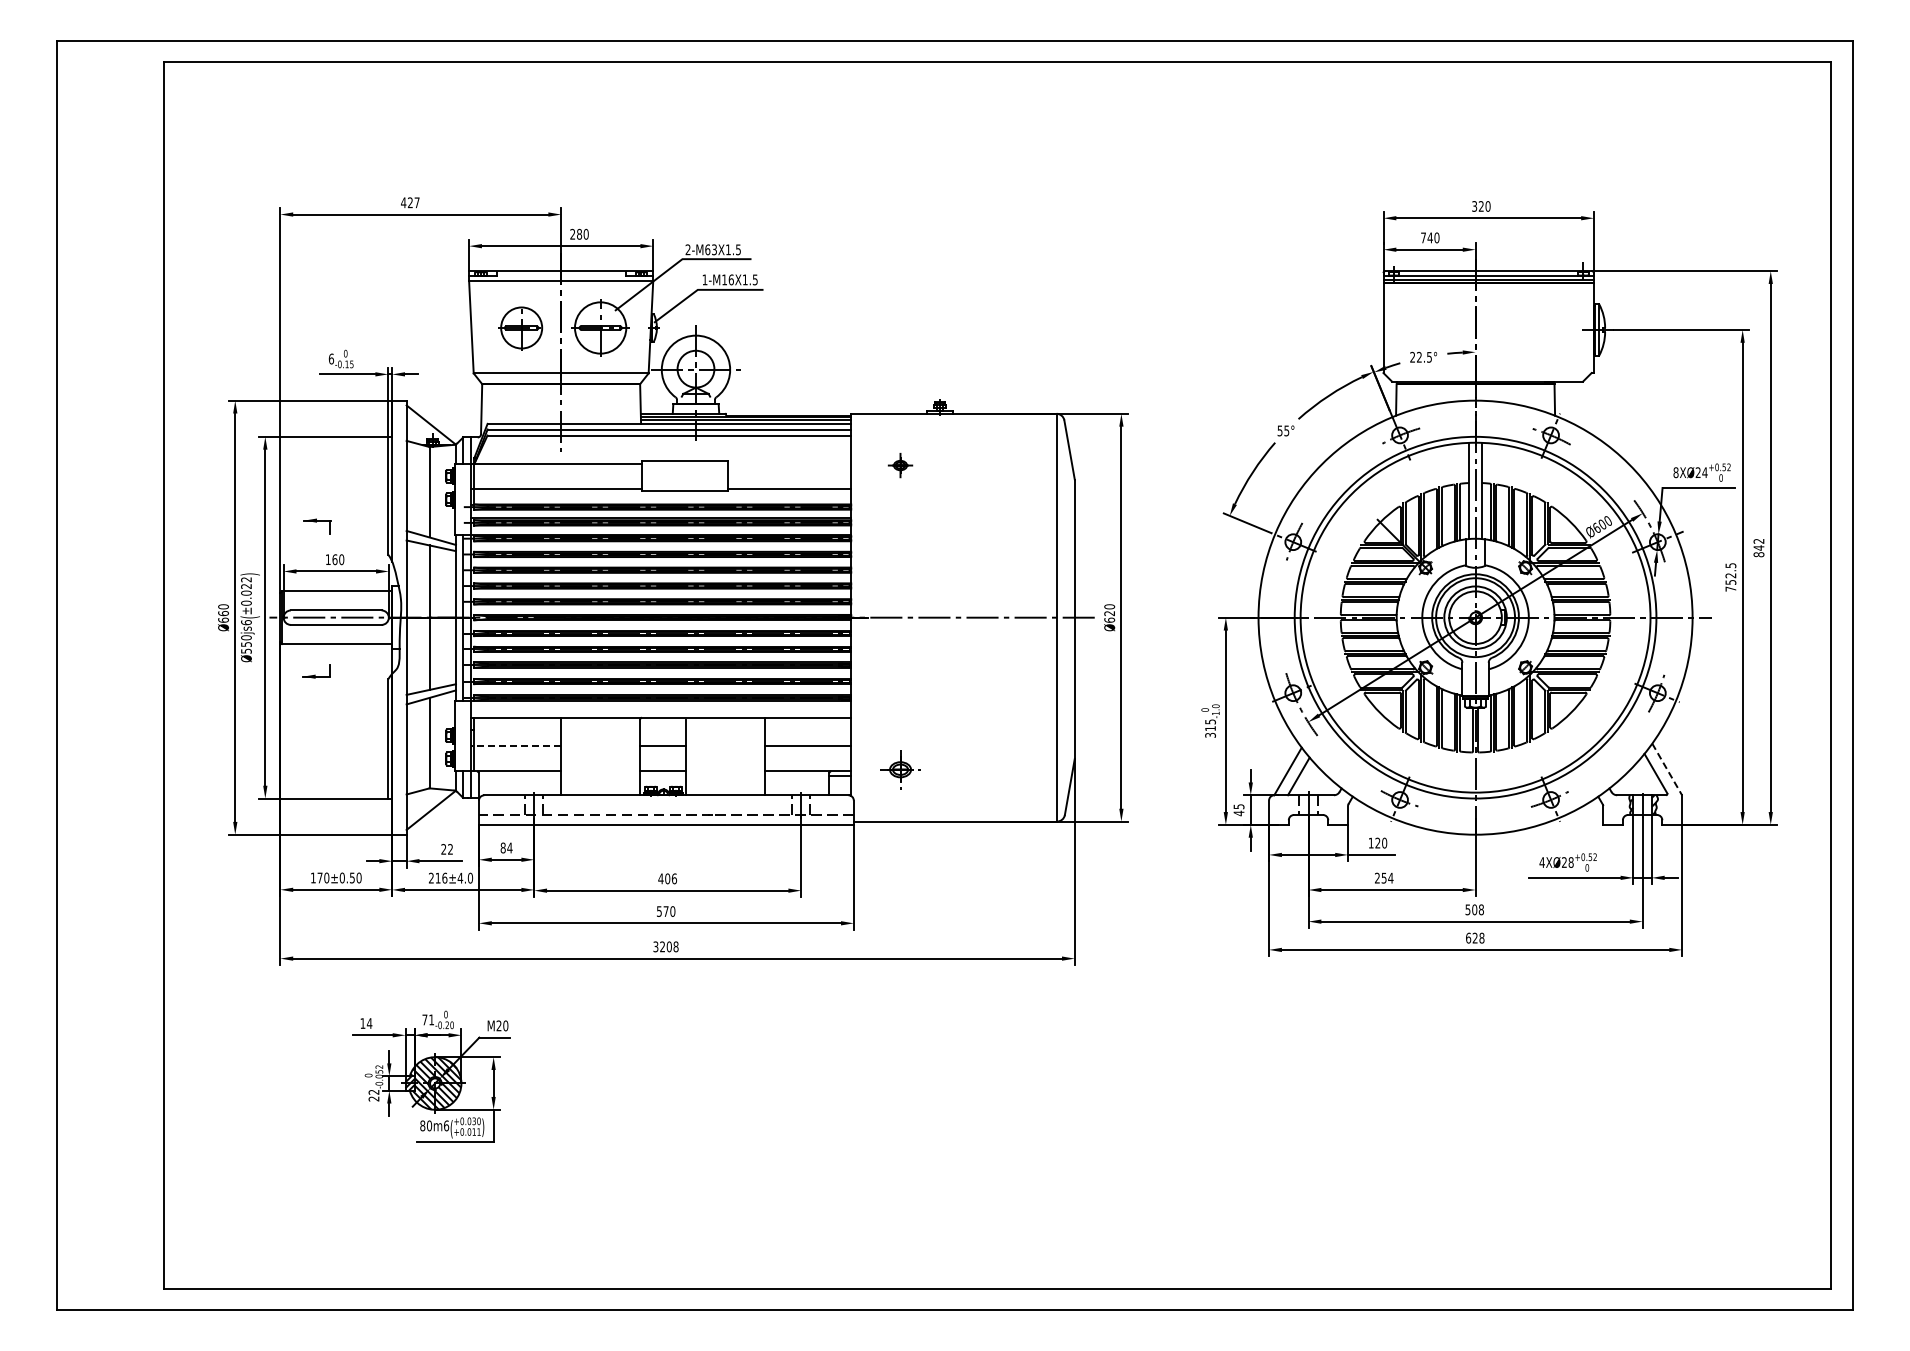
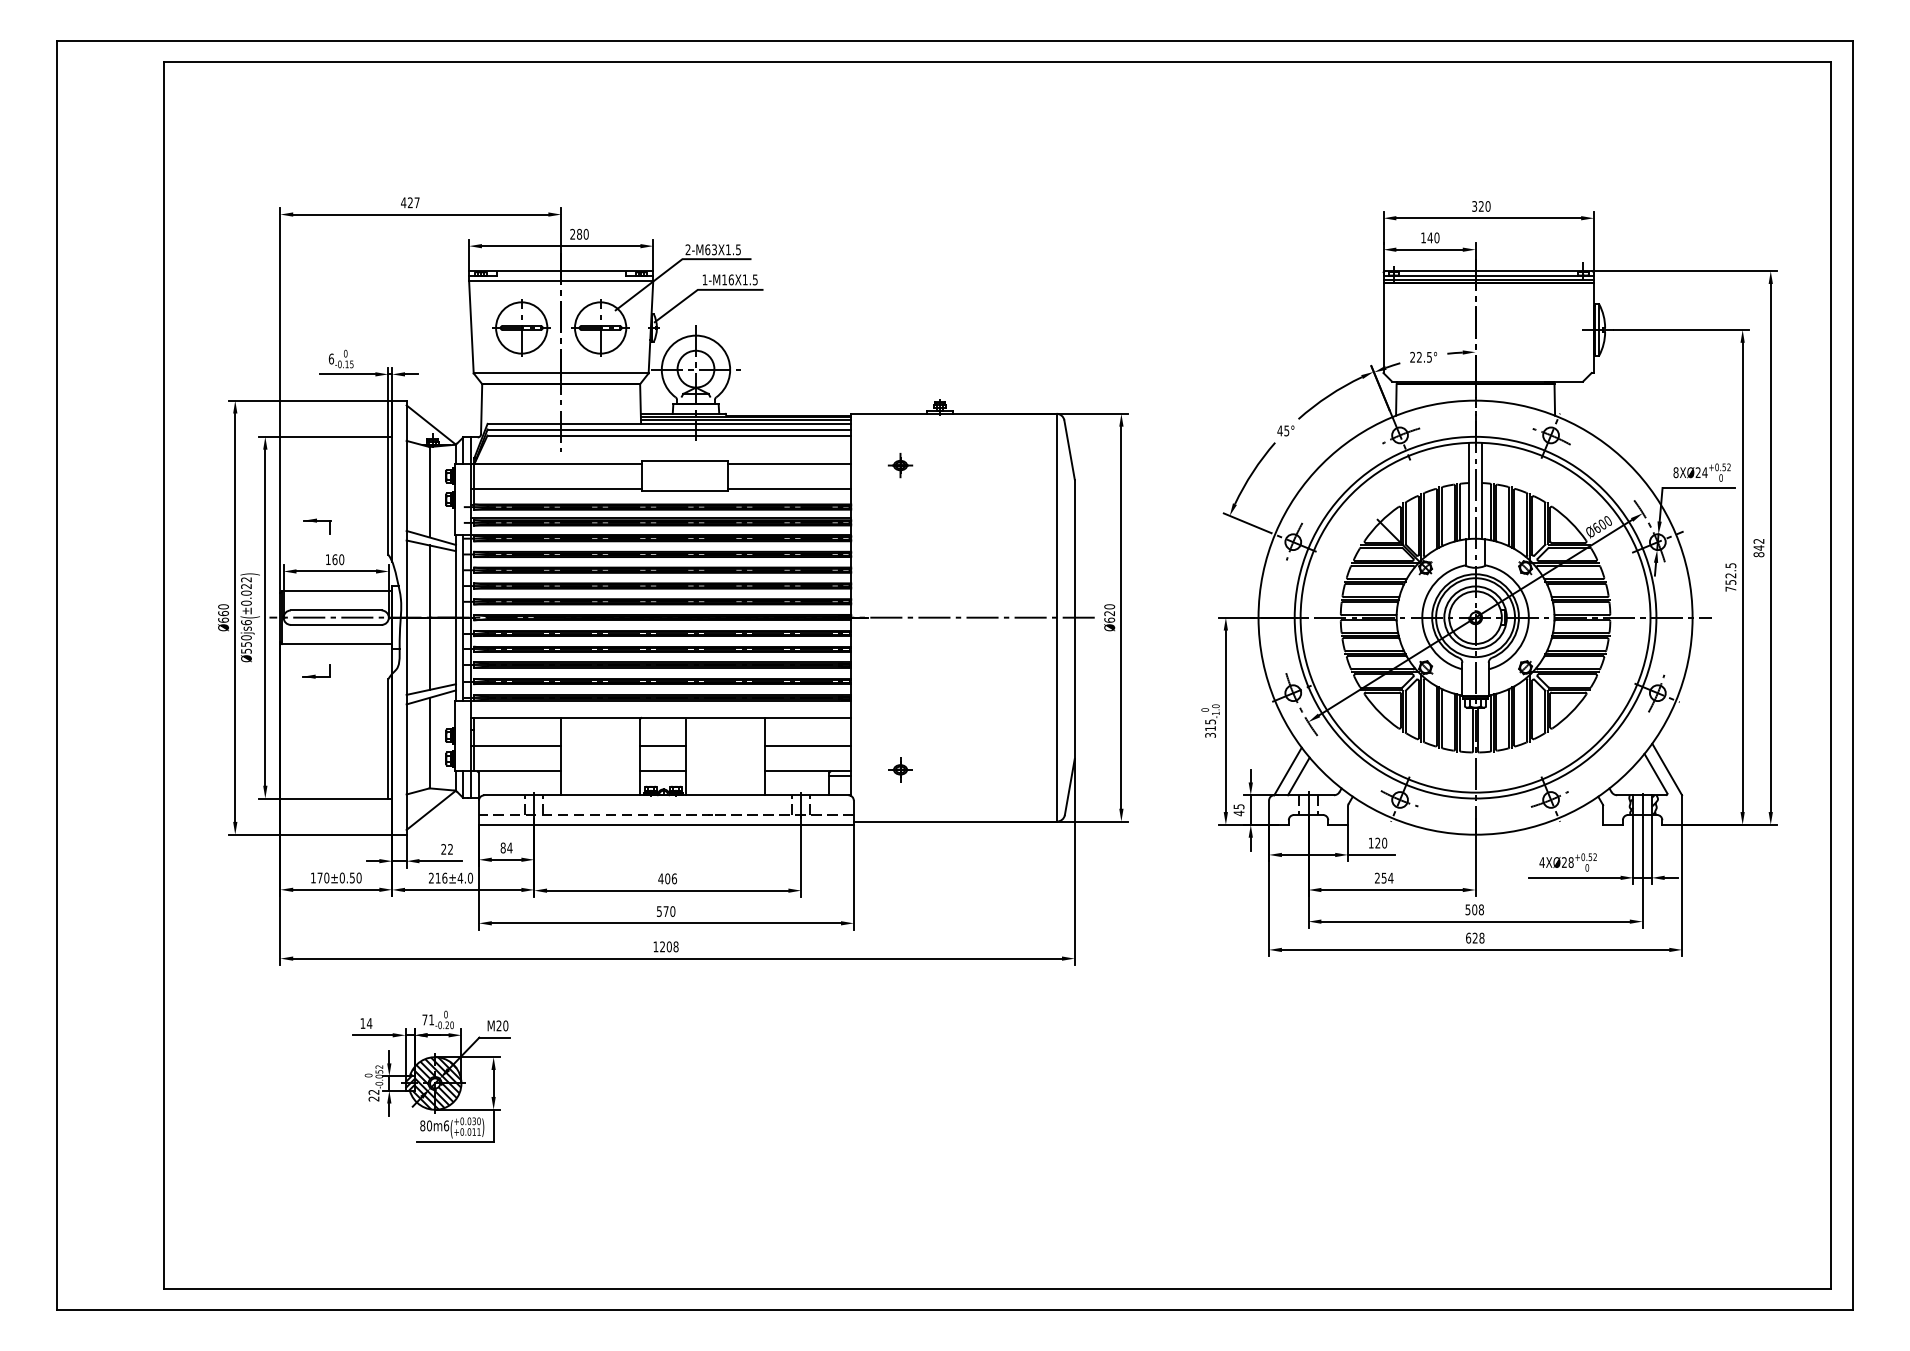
text: 740 -> 140 (1423, 237)
part size: 46x45 px -> 59x58 px (521, 327)
text: 55° -> 45° (1279, 430)
line: none -> present (789, 463)
line: dashed -> solid (515, 745)
part size: 41x40 px -> 25x26 px (900, 769)
line: dashed -> solid (1667, 769)
text: 3208 -> 1208 (655, 946)
